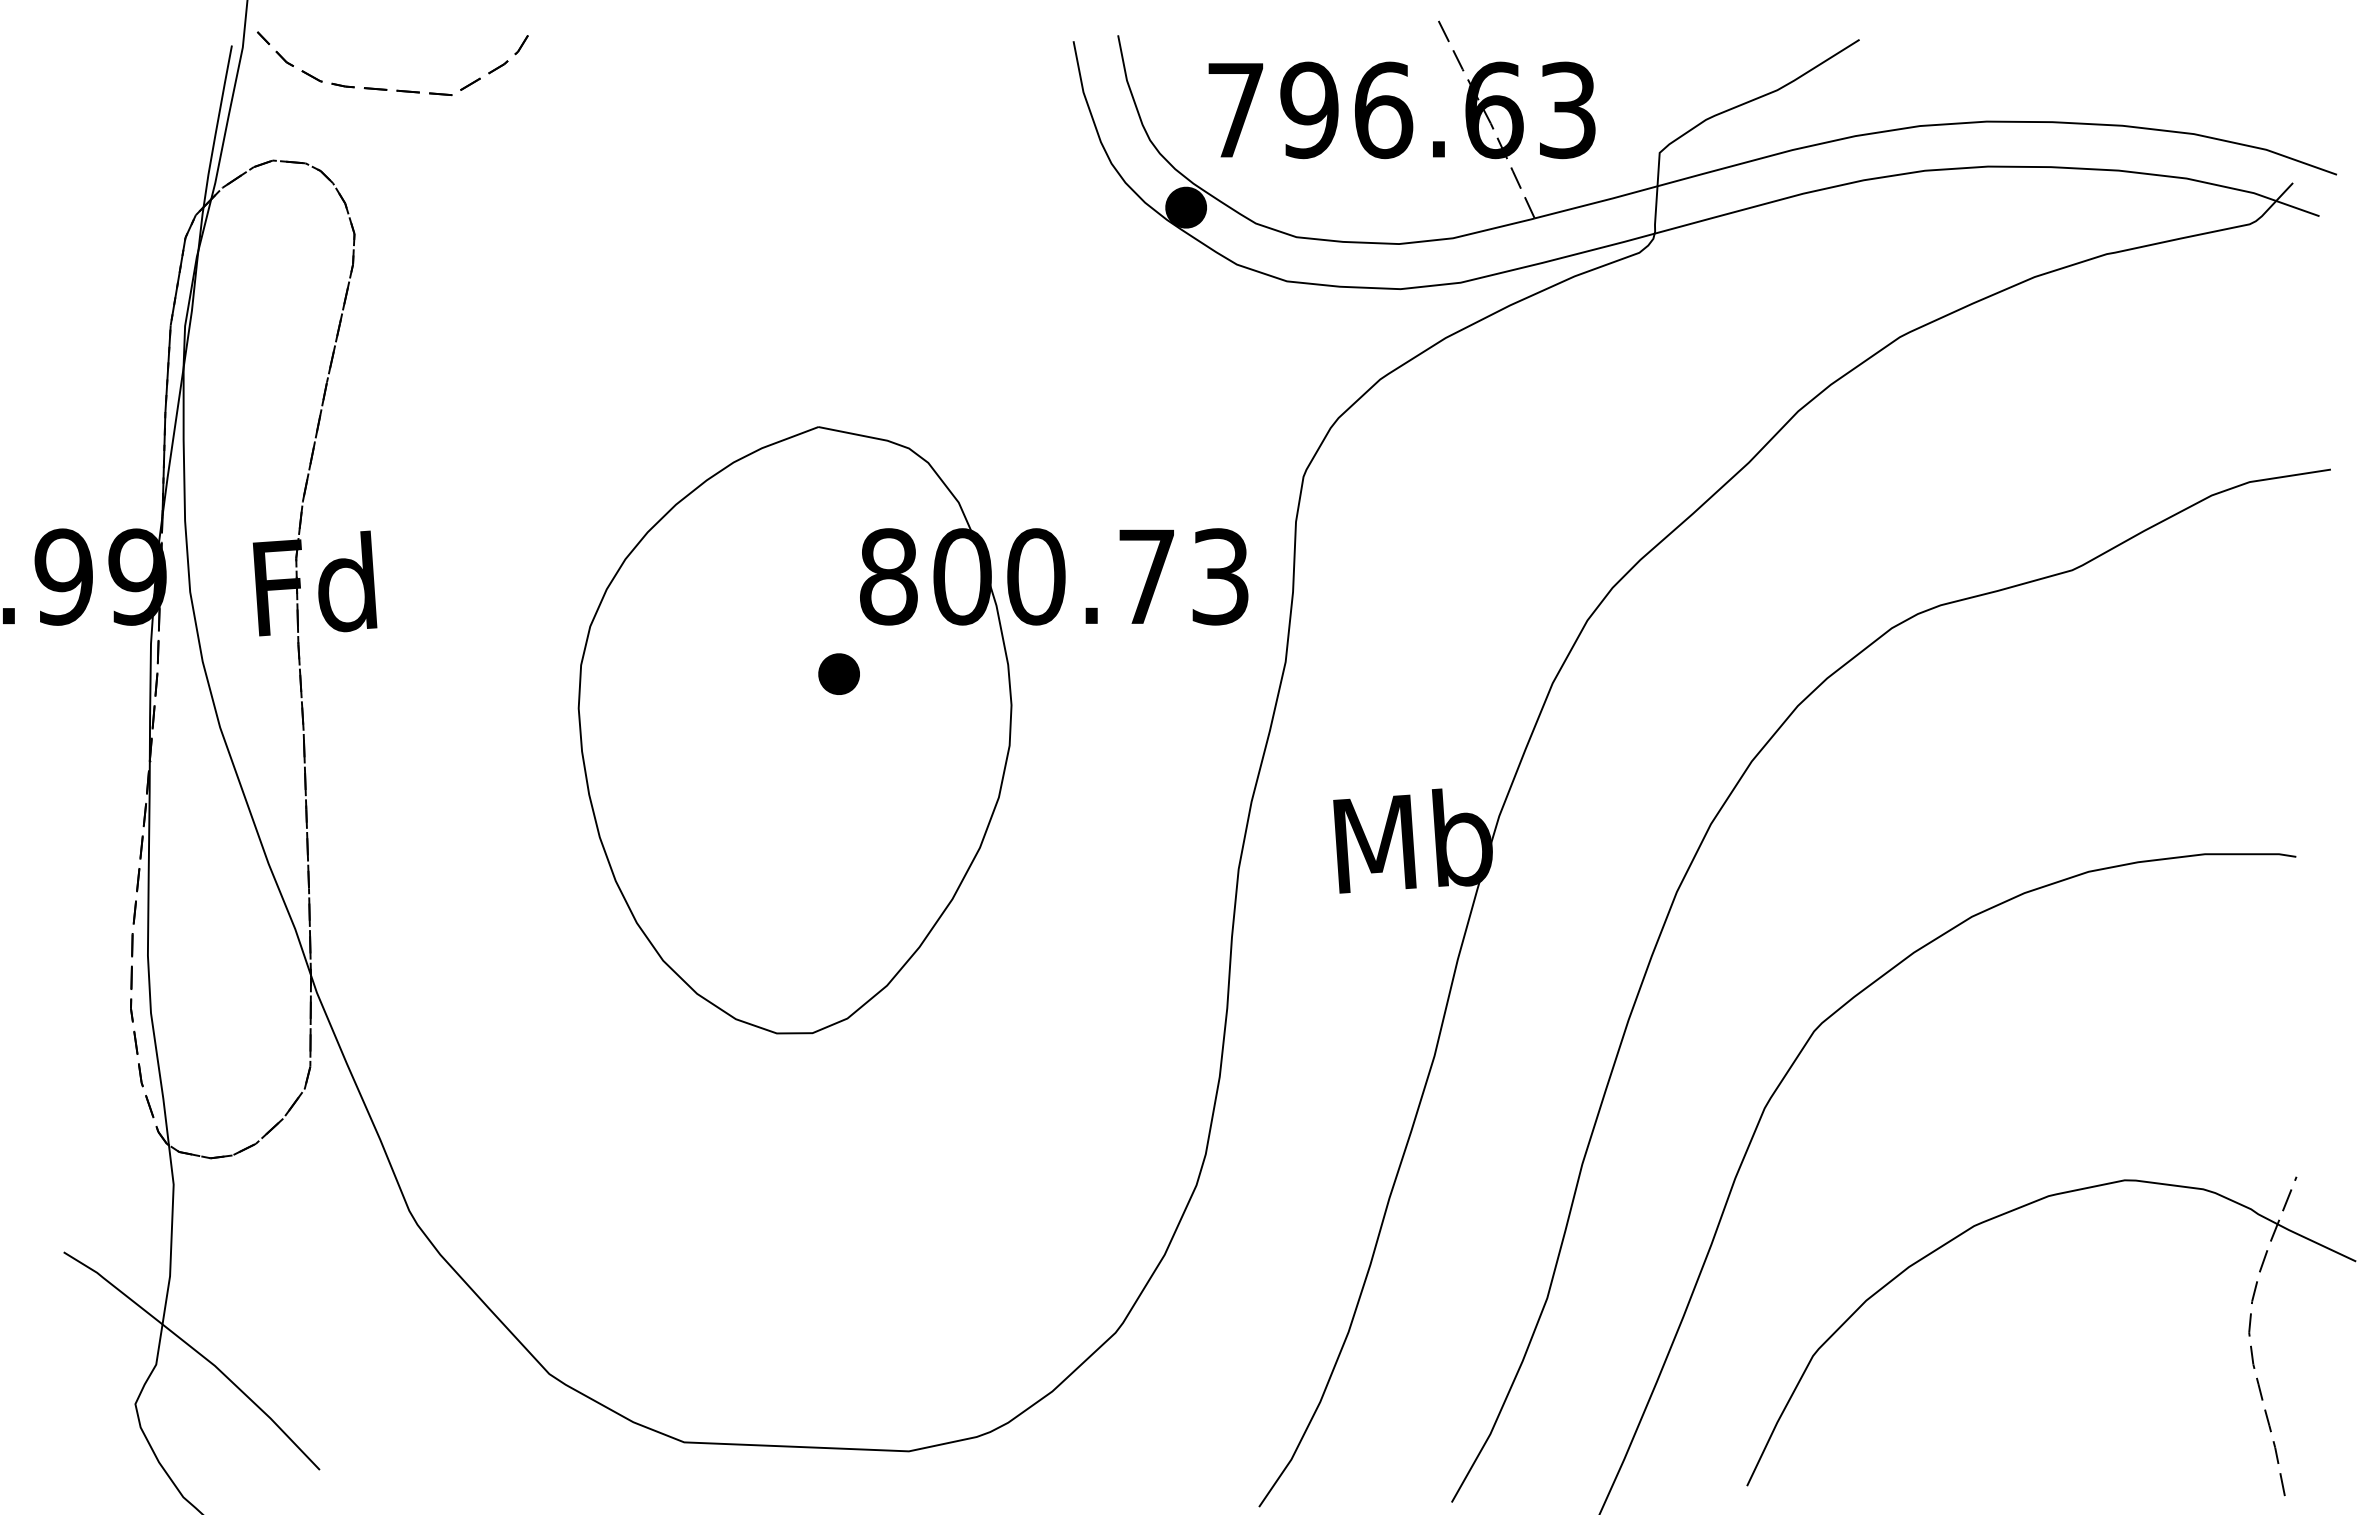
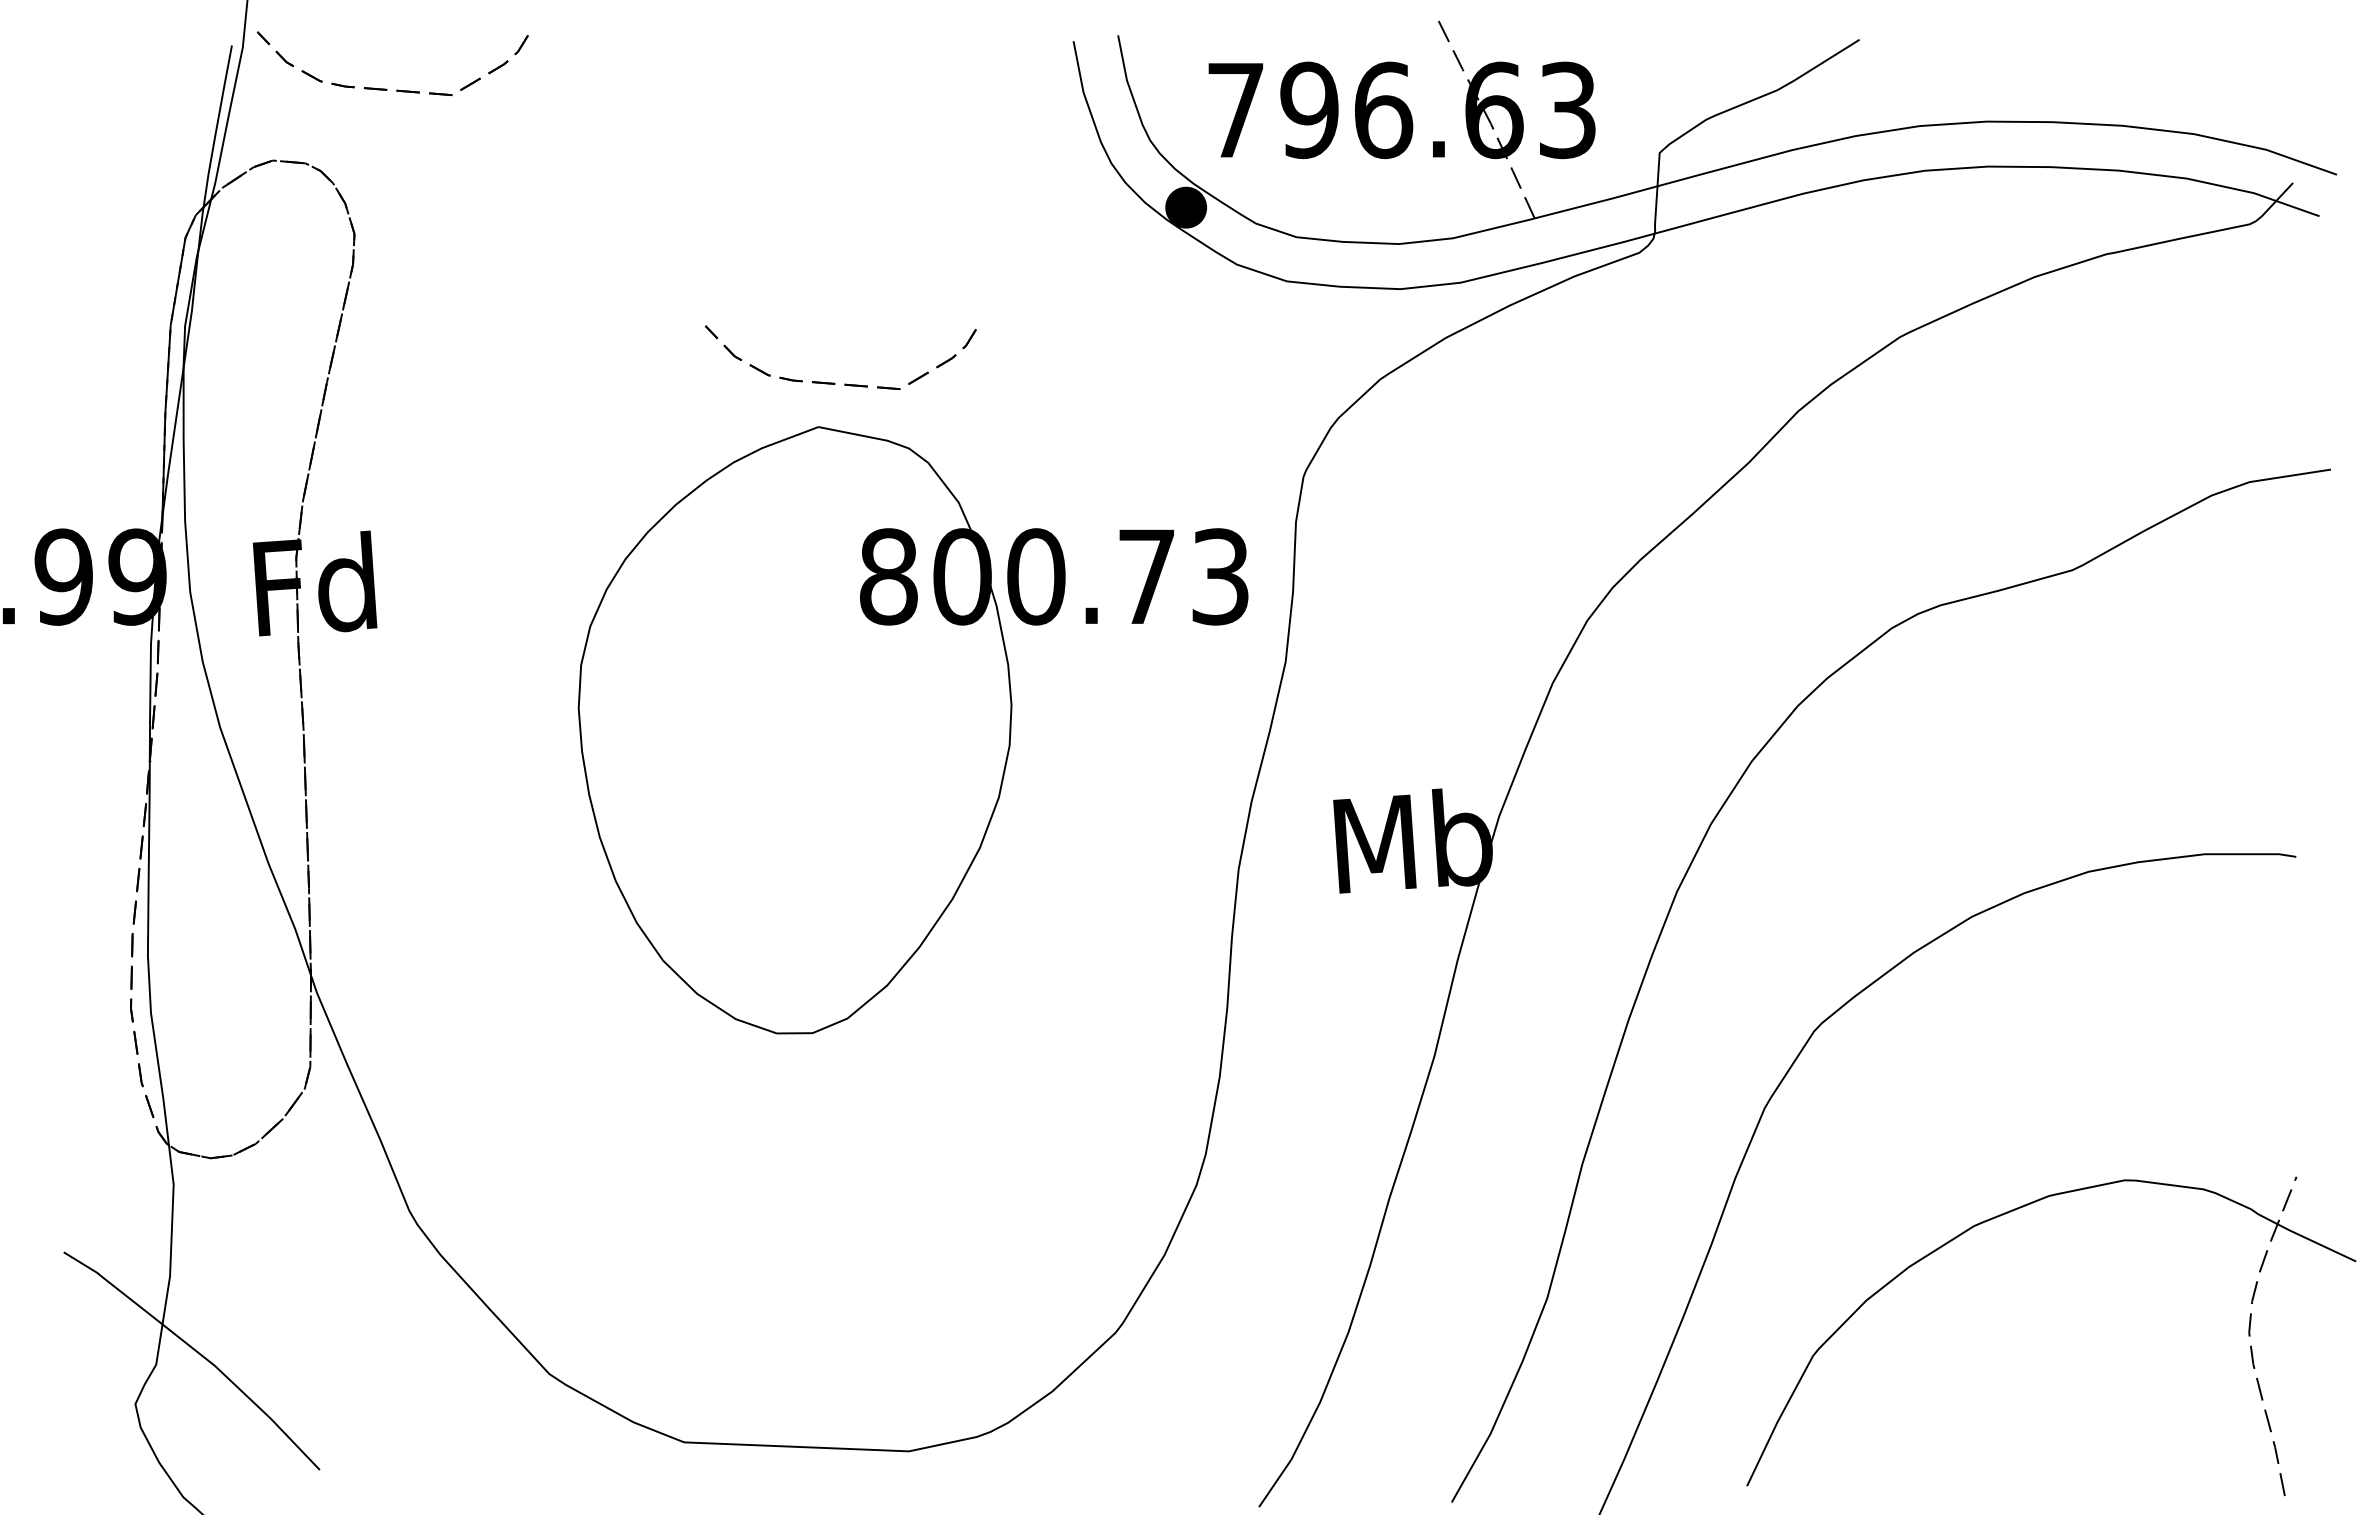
part: none -> present (834, 382)
part: present -> none (838, 673)
